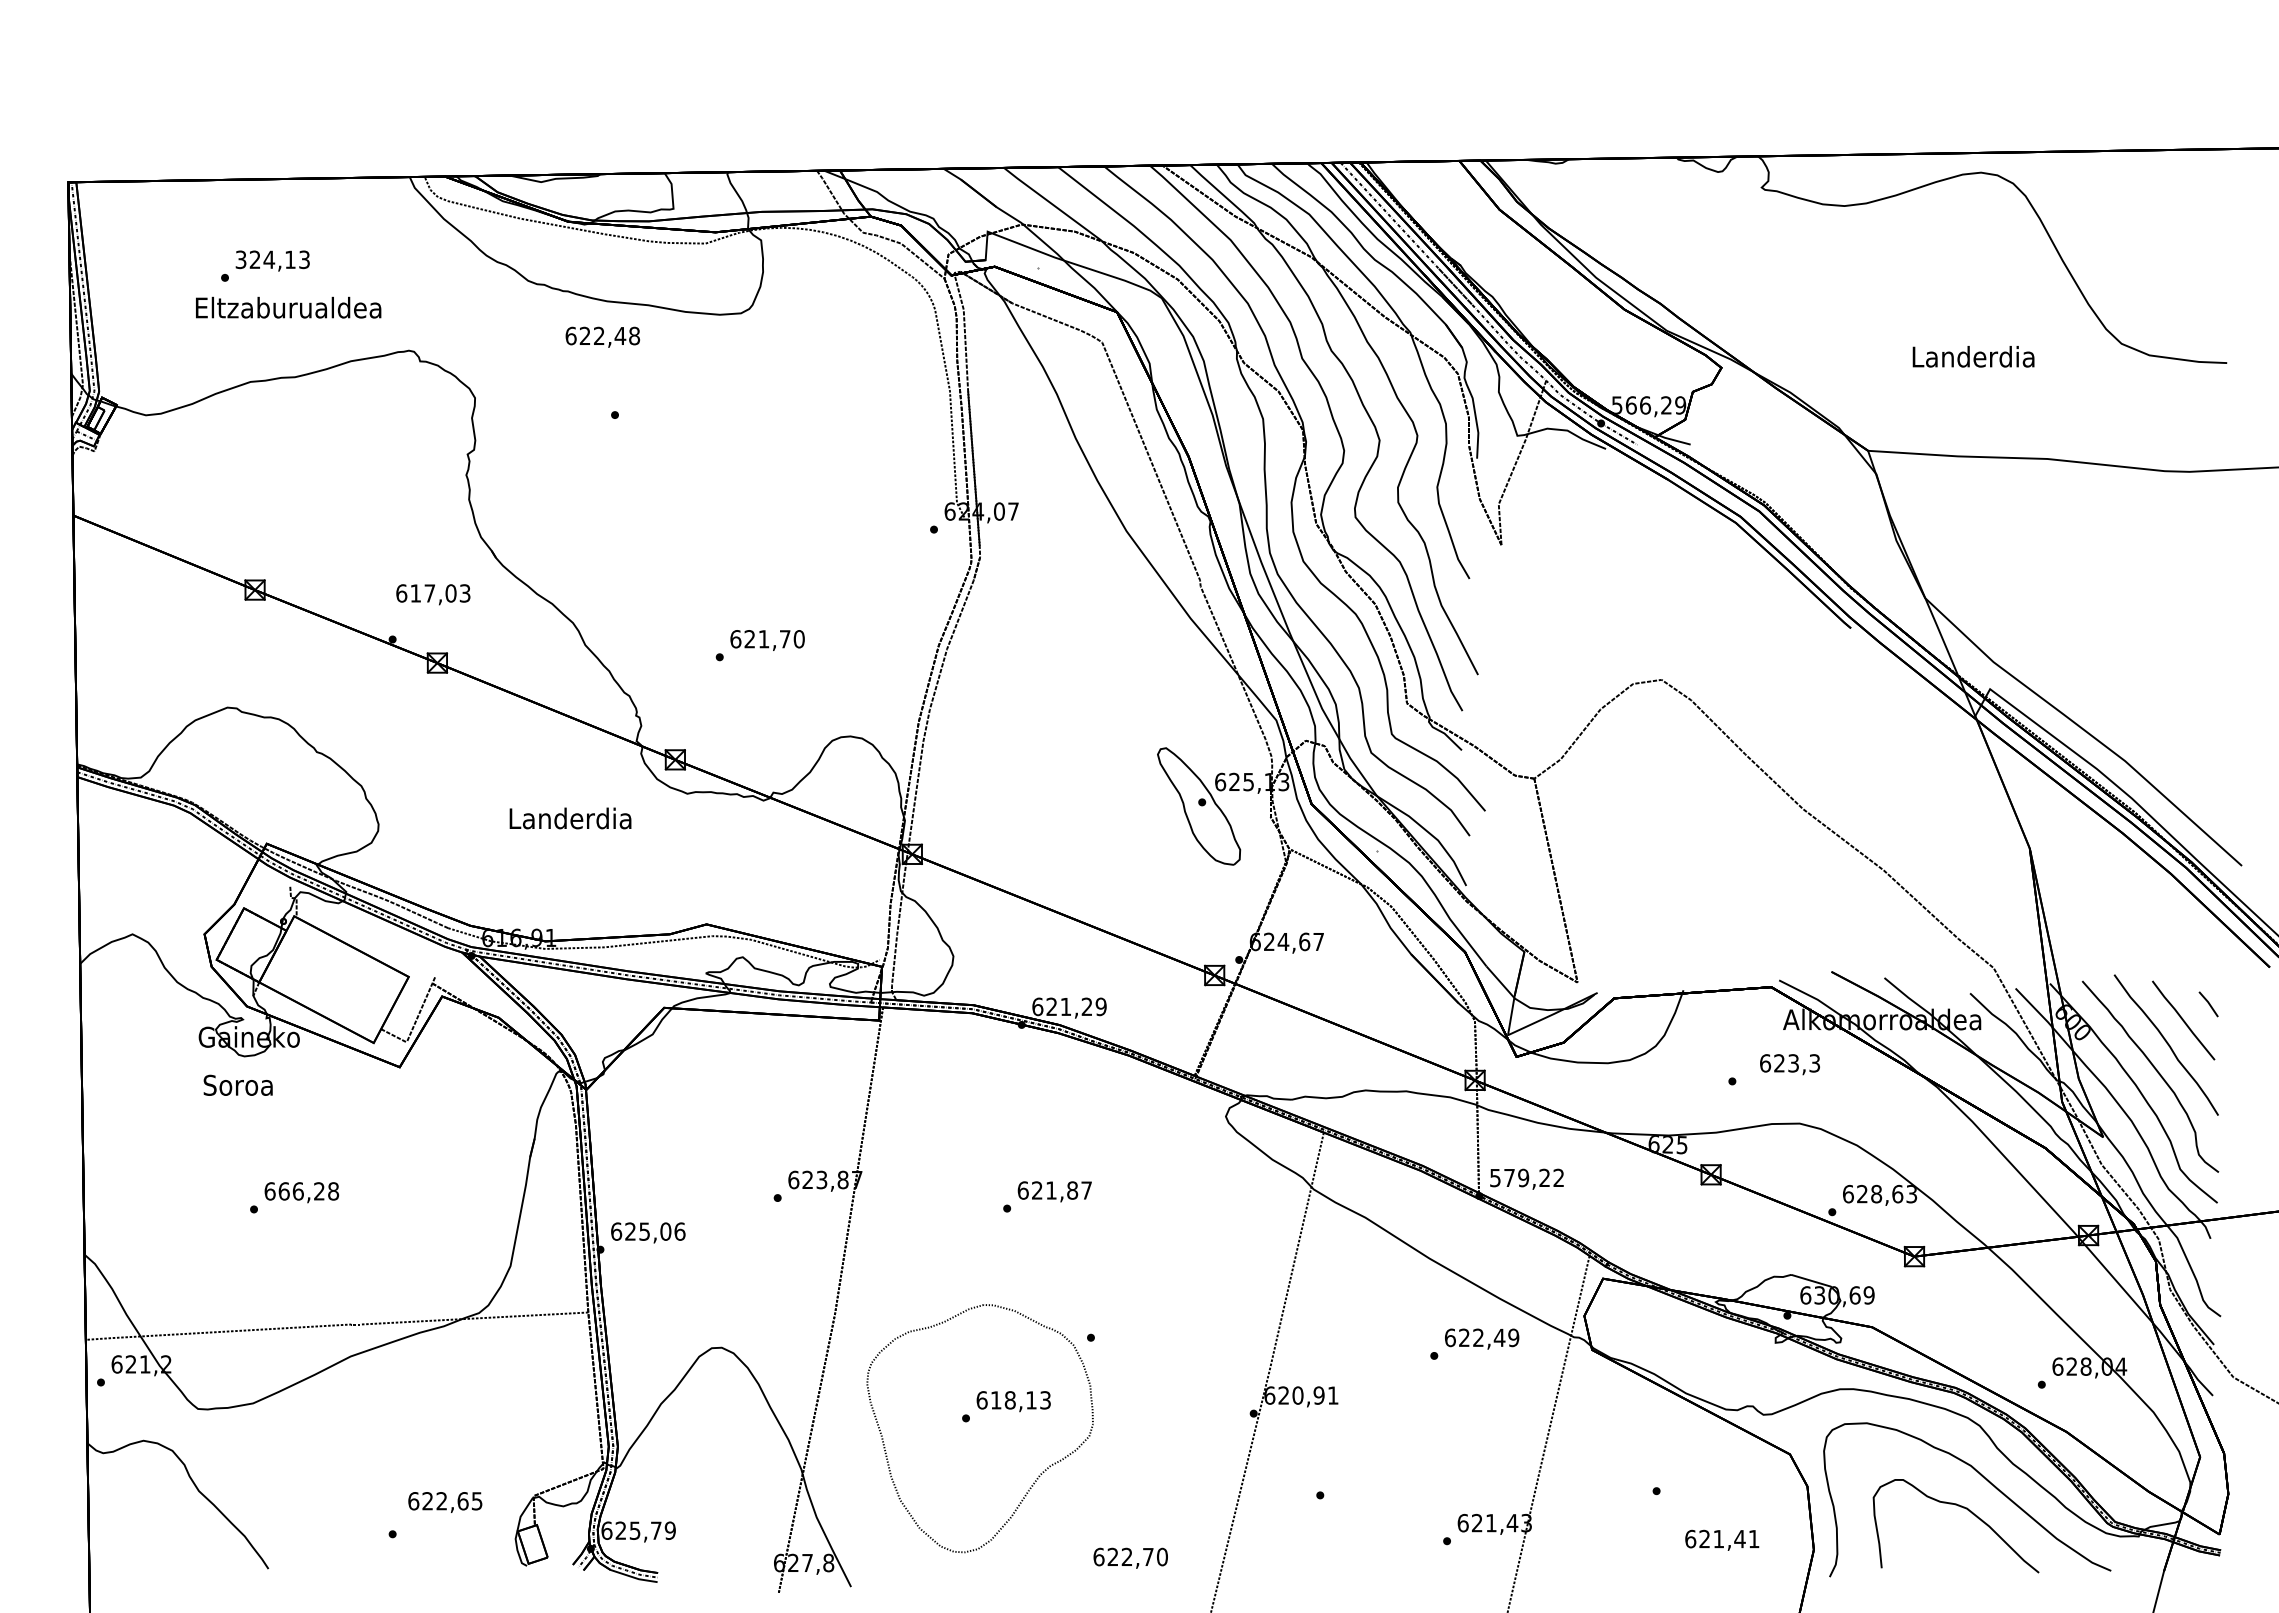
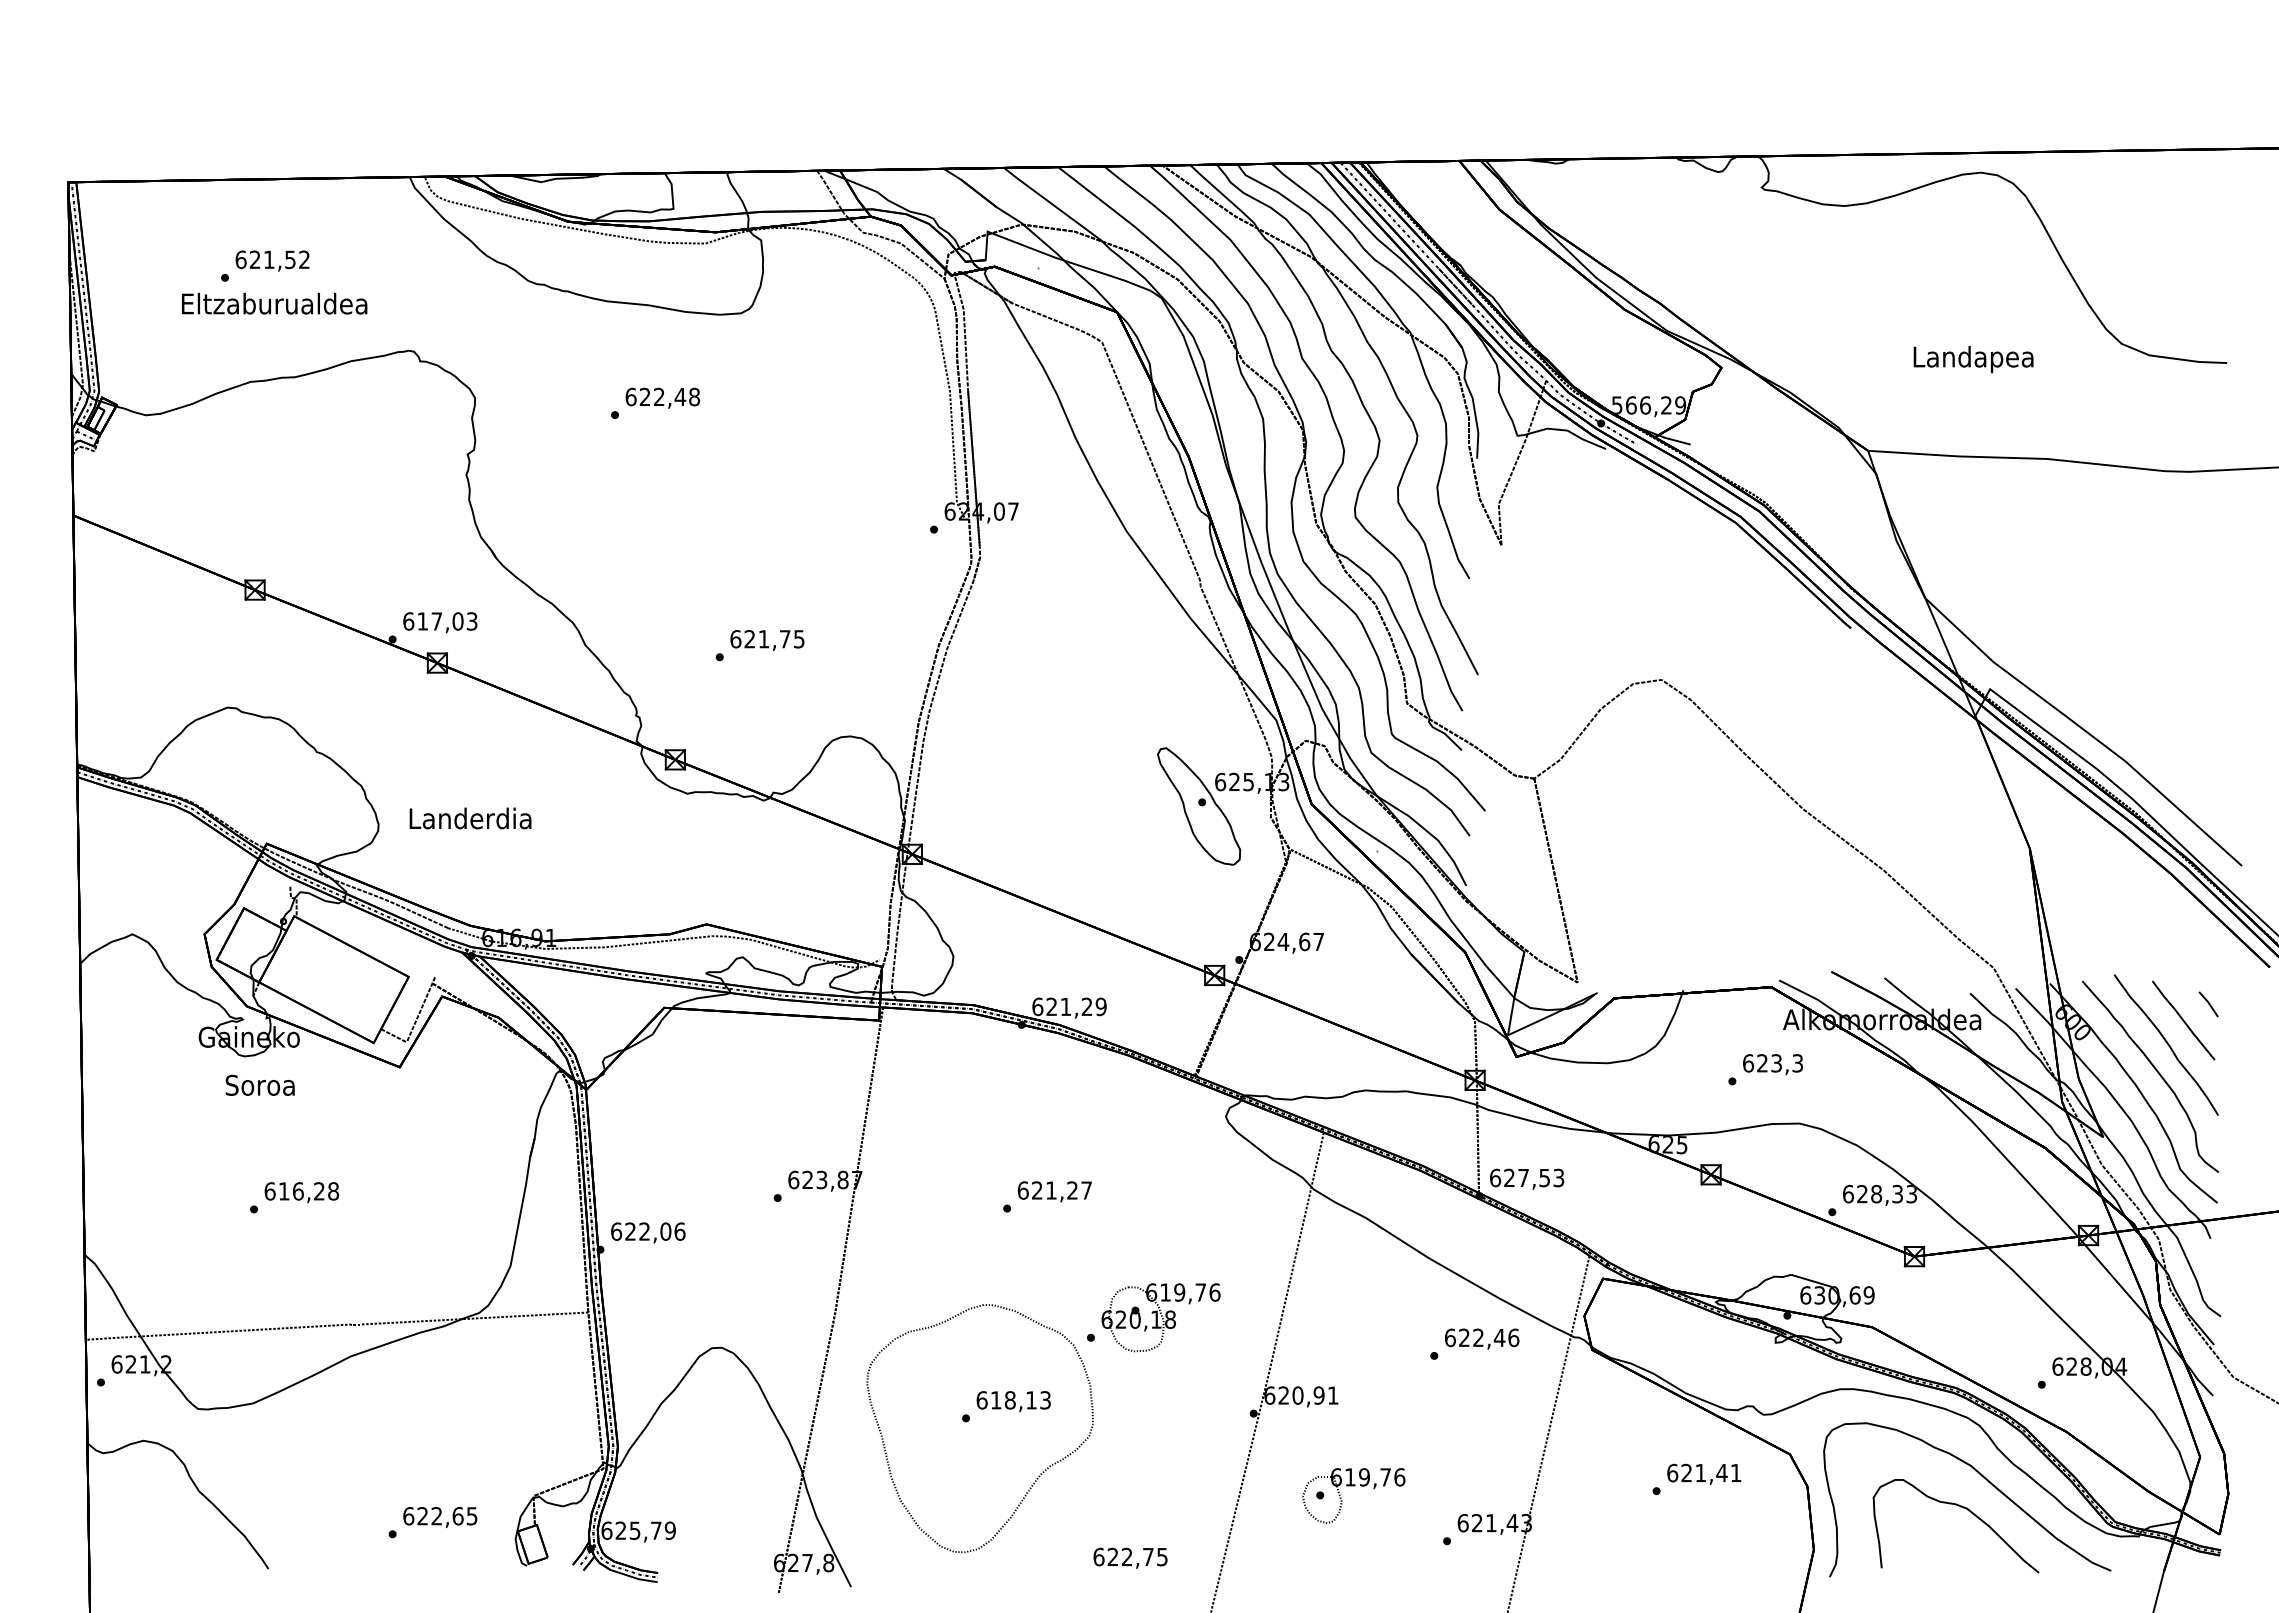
text: 324,13 -> 621,52 (272, 259)
text position: (288, 307) -> (274, 303) (274, 303)
text position: (602, 336) -> (662, 397) (662, 397)
text: Landerdia -> Landapea (1973, 359)
text position: (433, 594) -> (440, 622) (440, 622)
text: 621,70 -> 621,75 (798, 639)
text position: (570, 818) -> (470, 818) (470, 818)
text position: (1789, 1064) -> (1772, 1064) (1772, 1064)
text position: (237, 1084) -> (259, 1084) (259, 1084)
text: 579,22 -> 627,53 (1527, 1177)
text: 621,87 -> 621,27 (1072, 1190)
text: 666,28 -> 616,28 (283, 1191)
text: 628,63 -> 628,33 (1897, 1193)
text: 625,06 -> 622,06 (644, 1231)
part: none -> present (1160, 1317)
text: 622,49 -> 622,46 (1513, 1337)
part: none -> present (1353, 1486)
text position: (445, 1502) -> (440, 1517) (440, 1517)
text position: (1722, 1539) -> (1704, 1473) (1704, 1473)
text: 622,70 -> 622,75 (1162, 1556)
